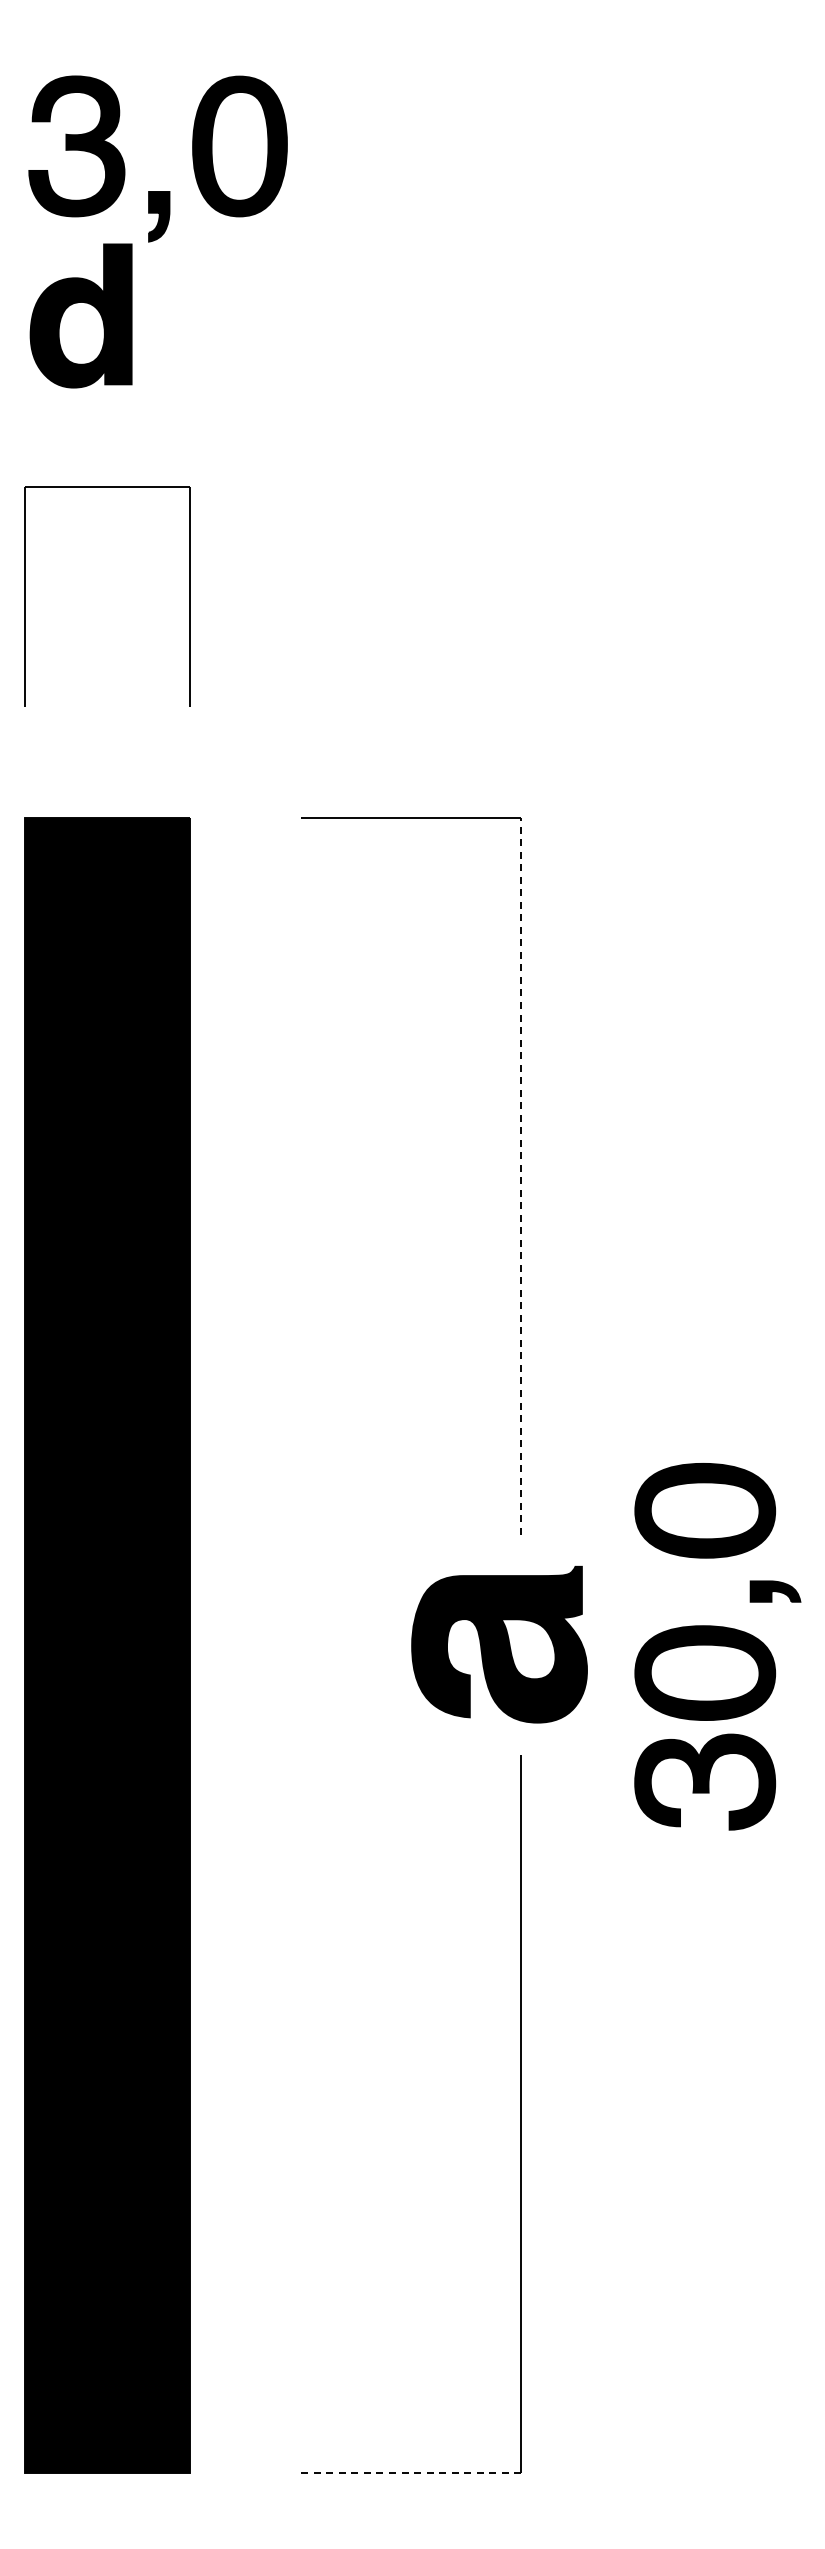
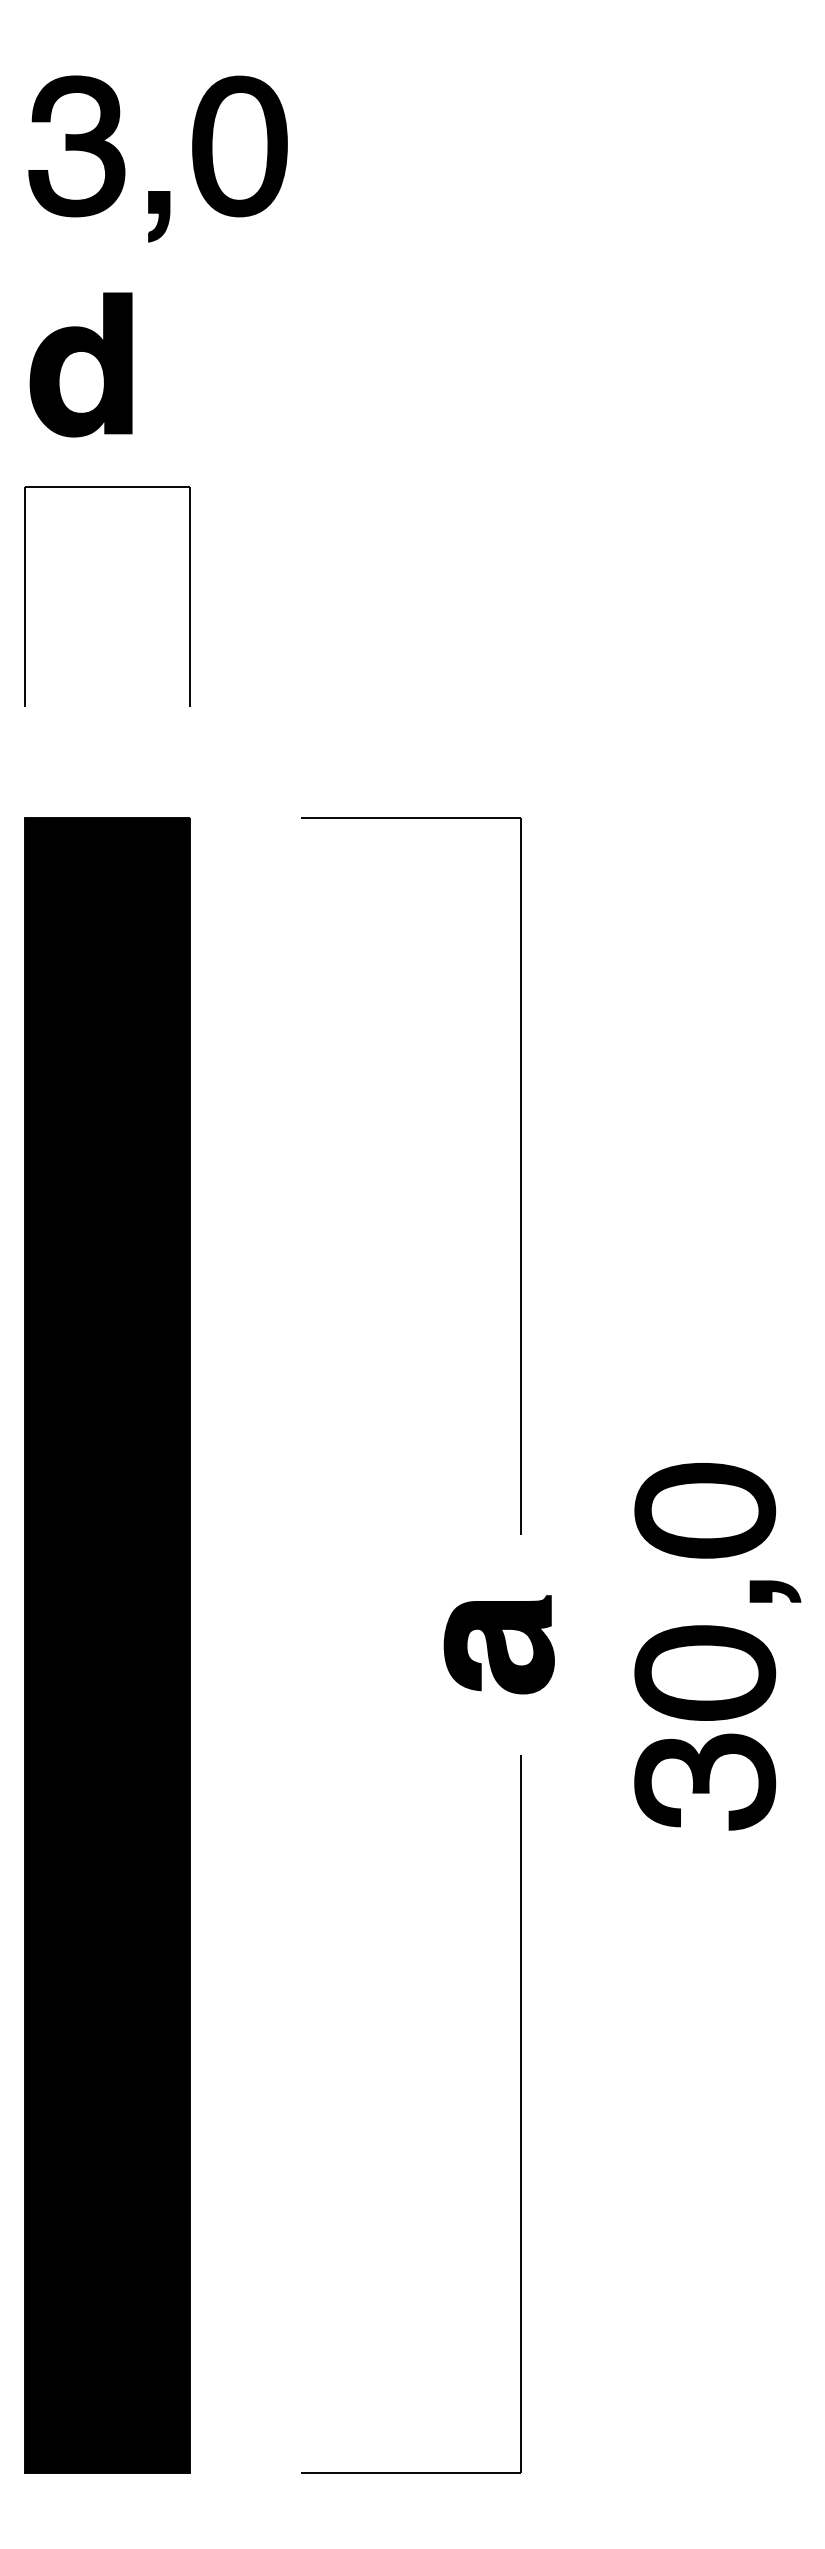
part position: (80, 315) -> (80, 364) (80, 364)
line: dashed -> solid (521, 1176)
part size: 177x159 px -> 112x100 px (498, 1644)
line: dashed -> solid (410, 2472)
